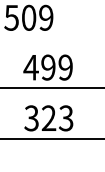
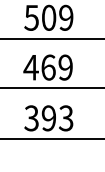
text position: (28, 17) -> (48, 17) (48, 17)
line: none -> present (51, 38)
text: 499 -> 469 (48, 67)
text: 323 -> 393 (48, 118)
